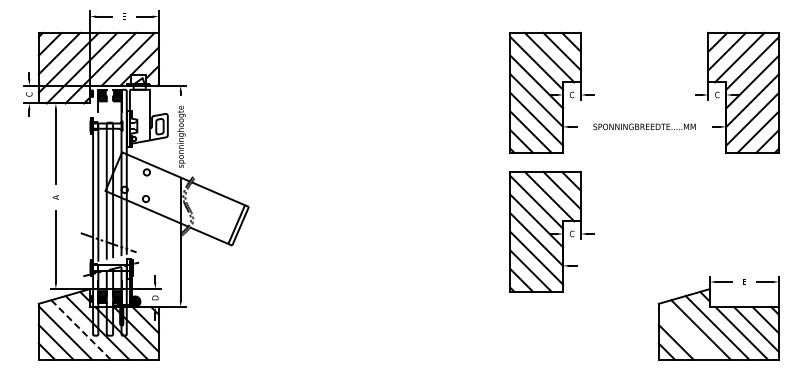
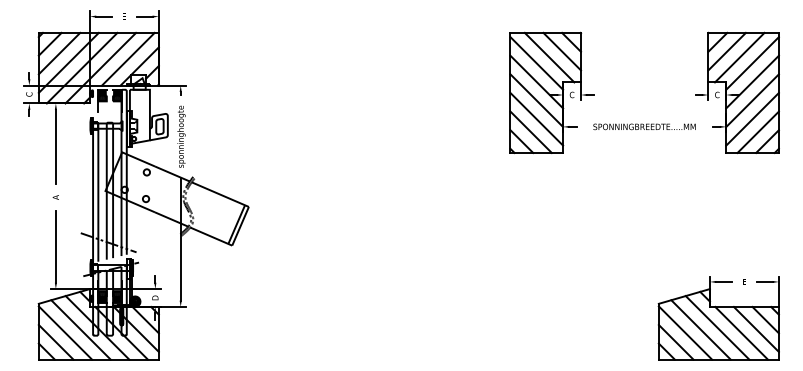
part: present -> none (551, 231)
line: dashed -> solid (80, 329)
line: none -> present (685, 332)
